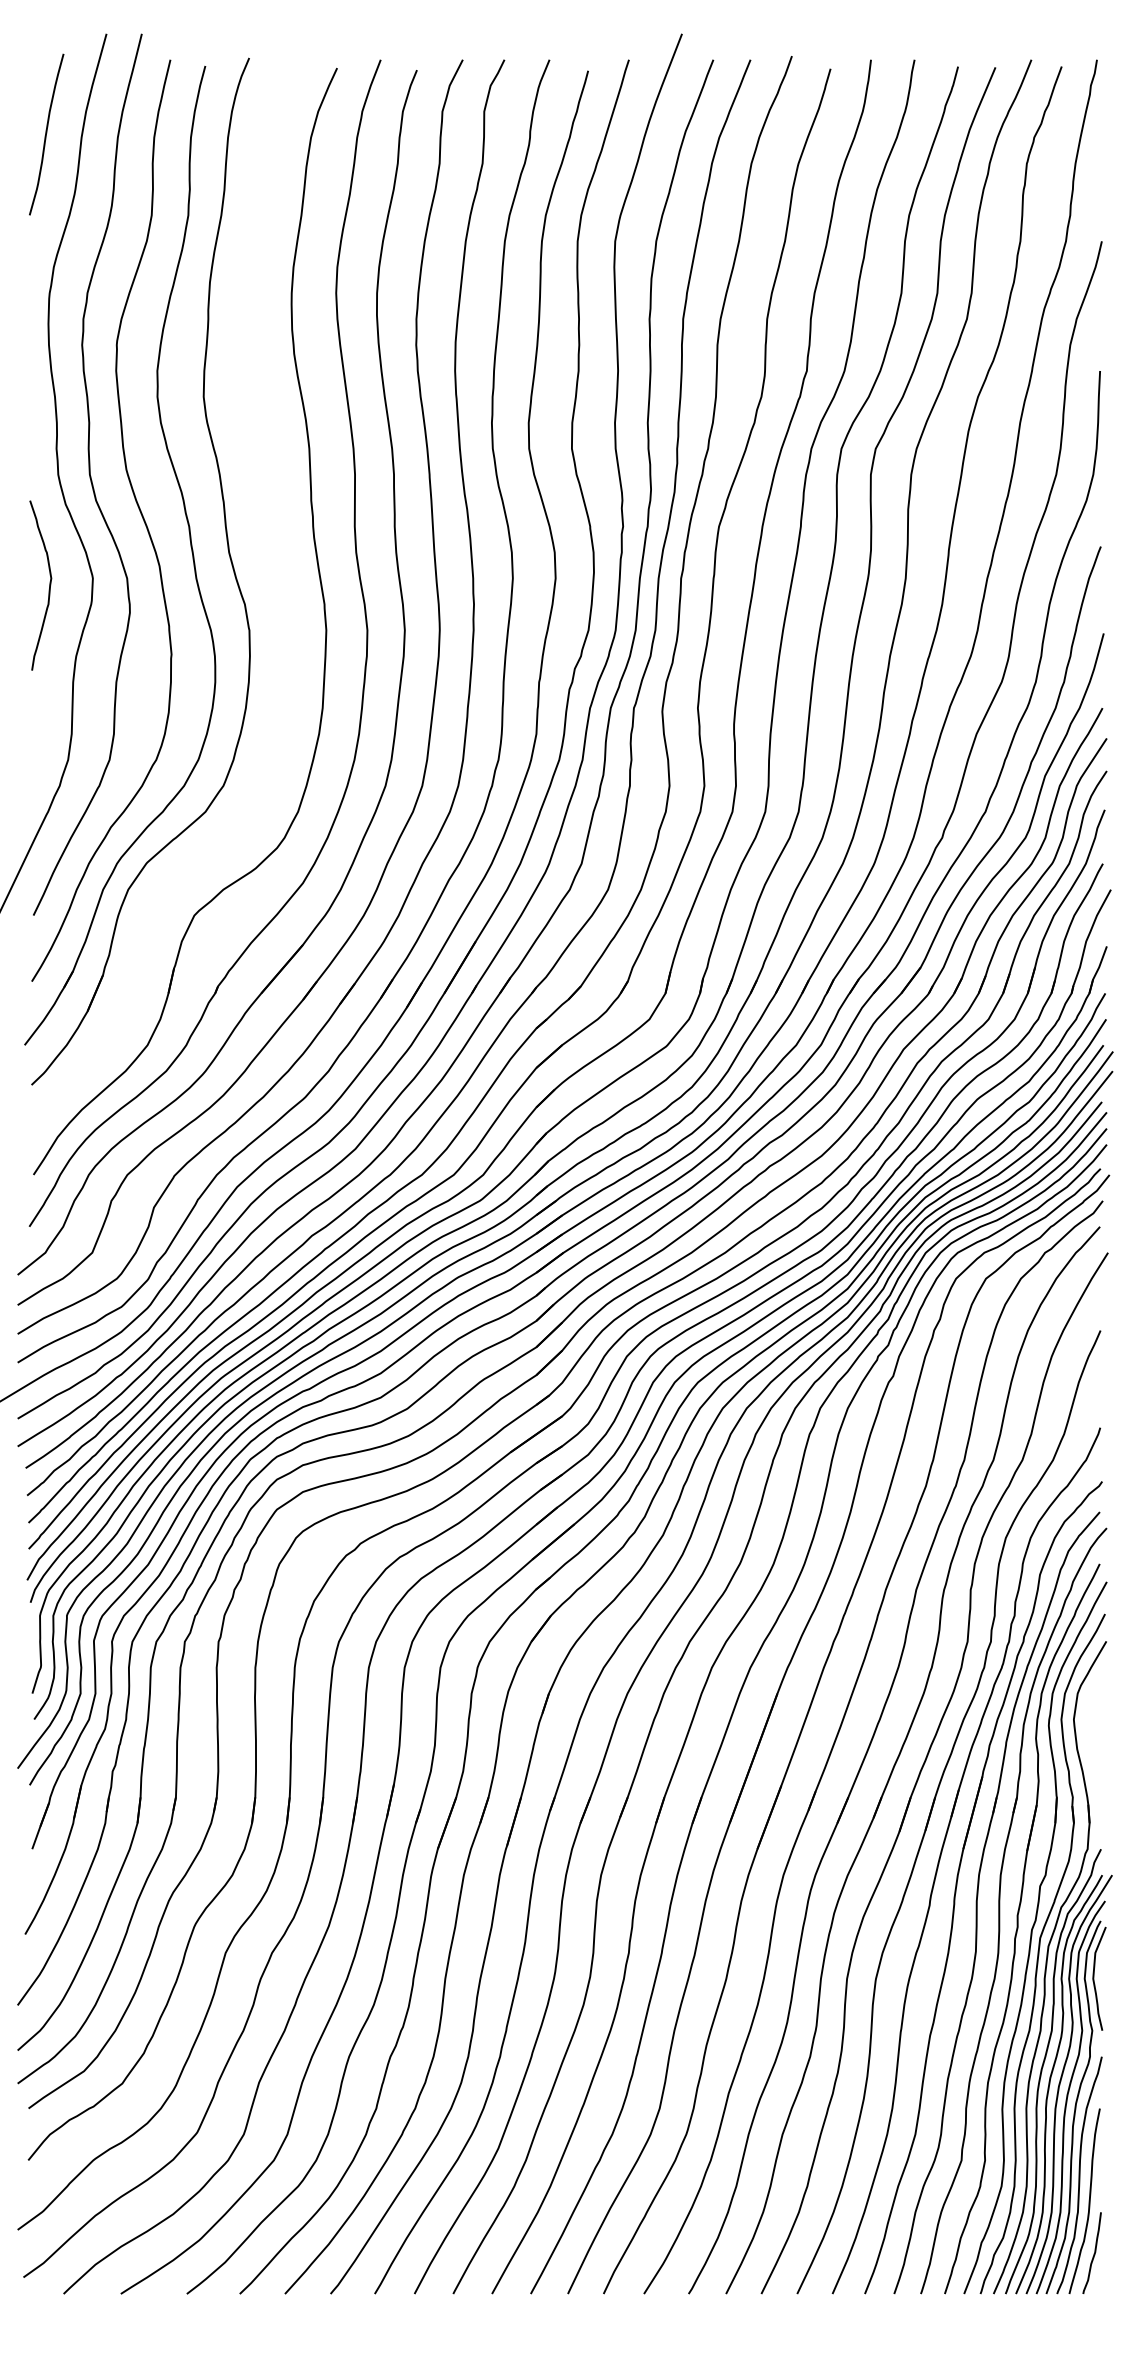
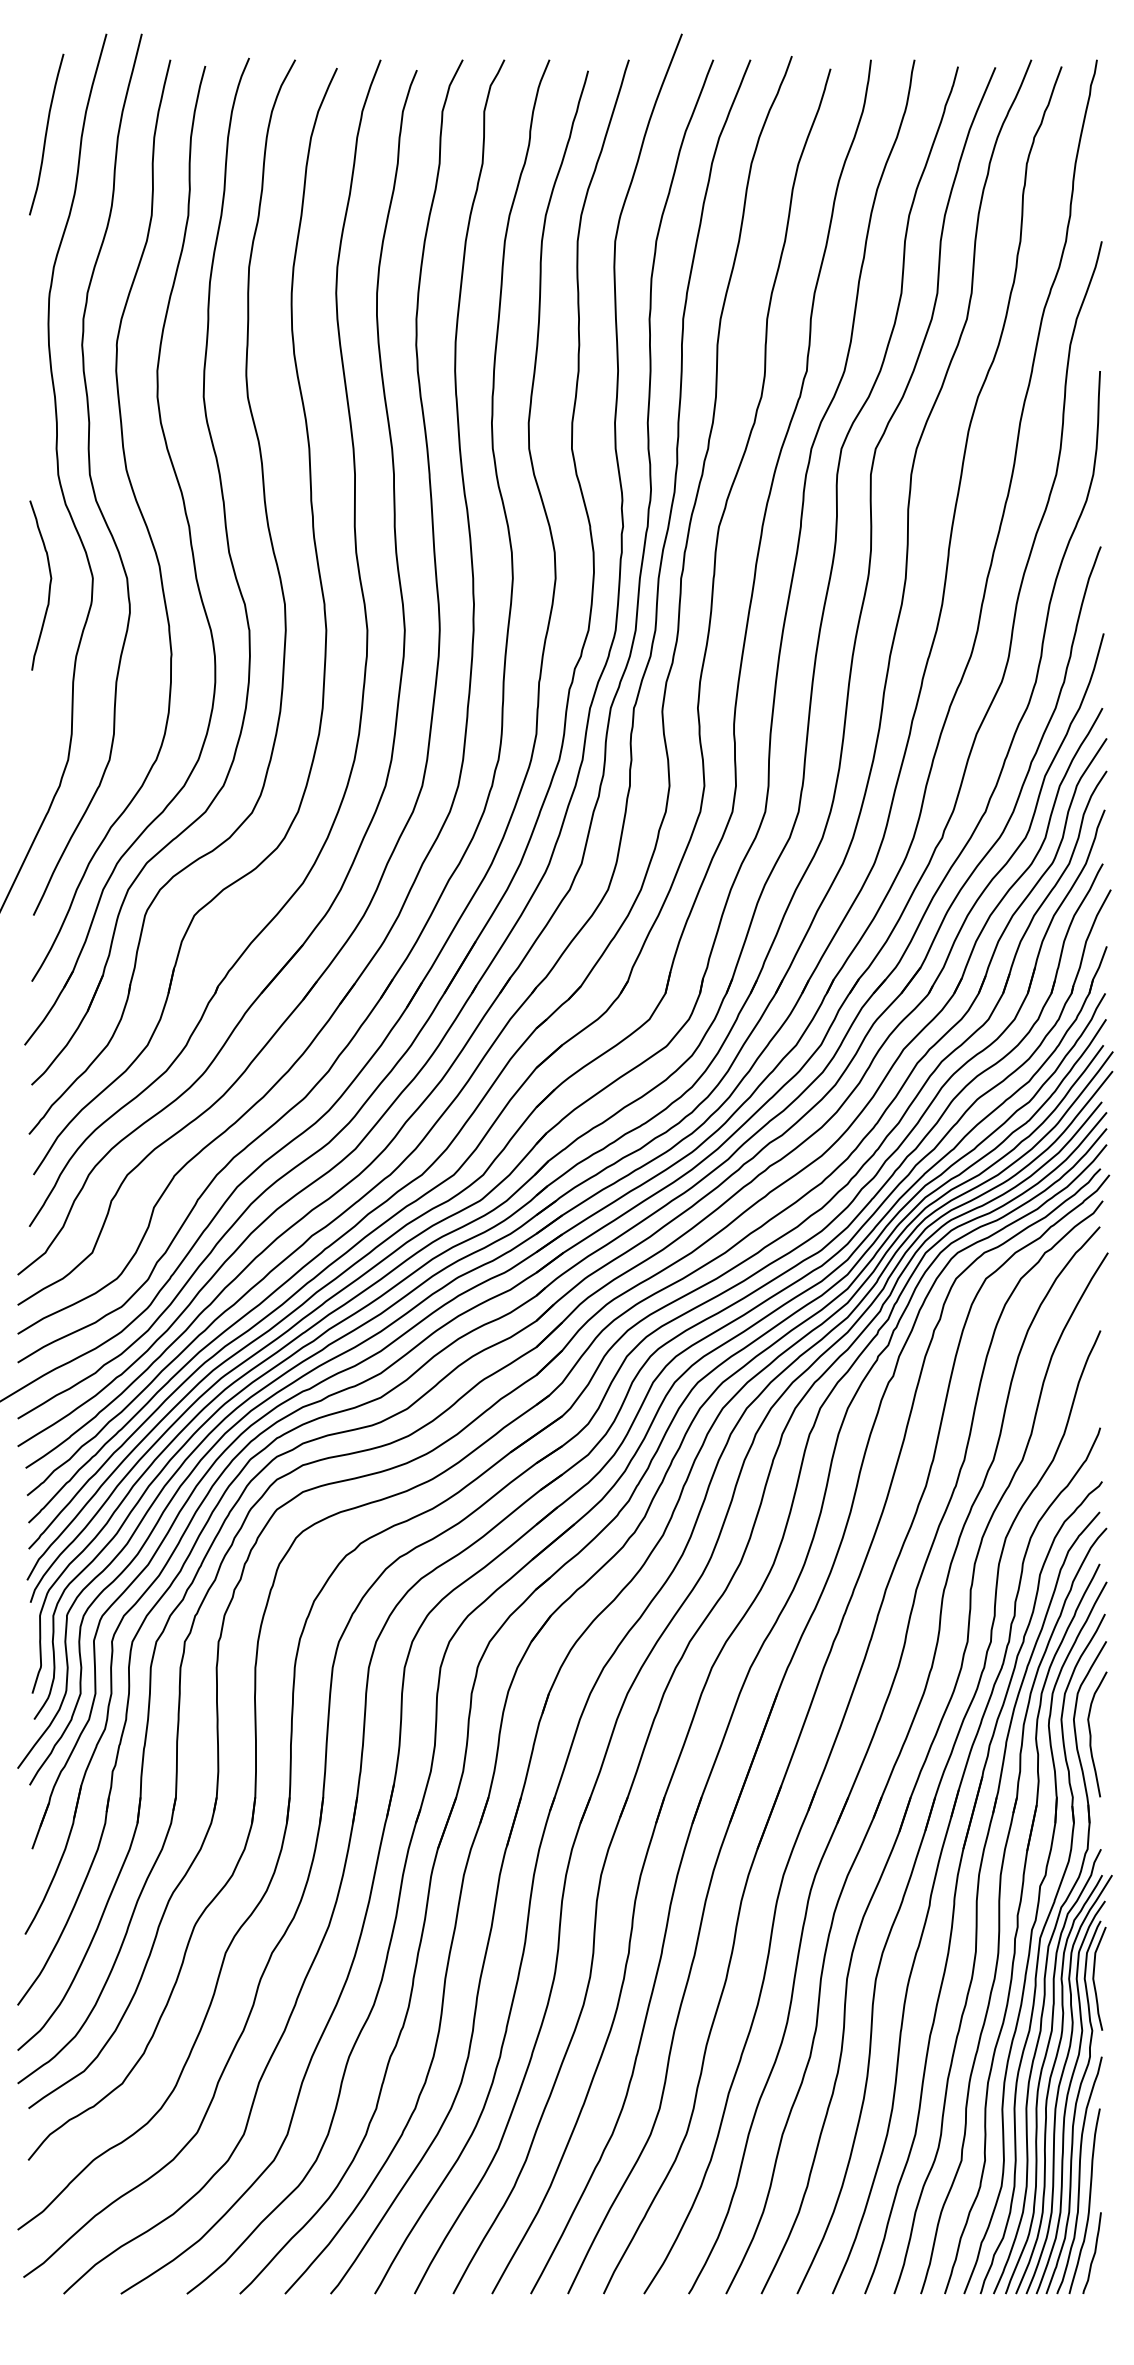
part: none -> present (276, 567)
curve: none -> present (1091, 1734)
